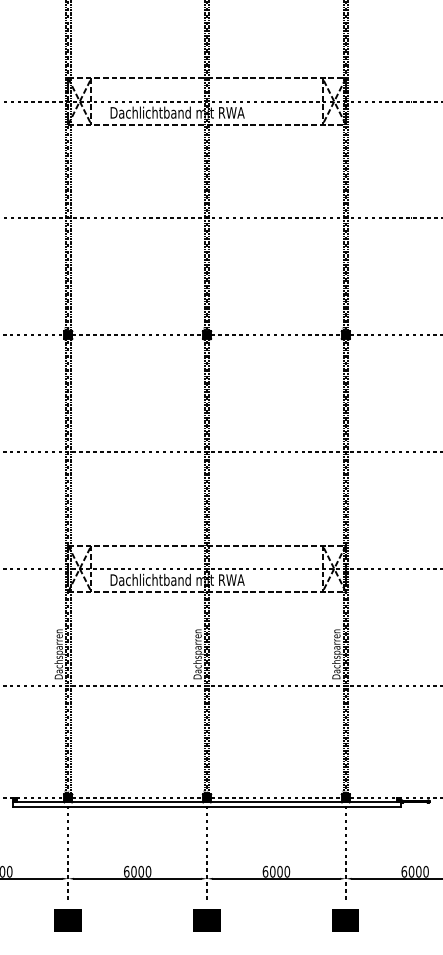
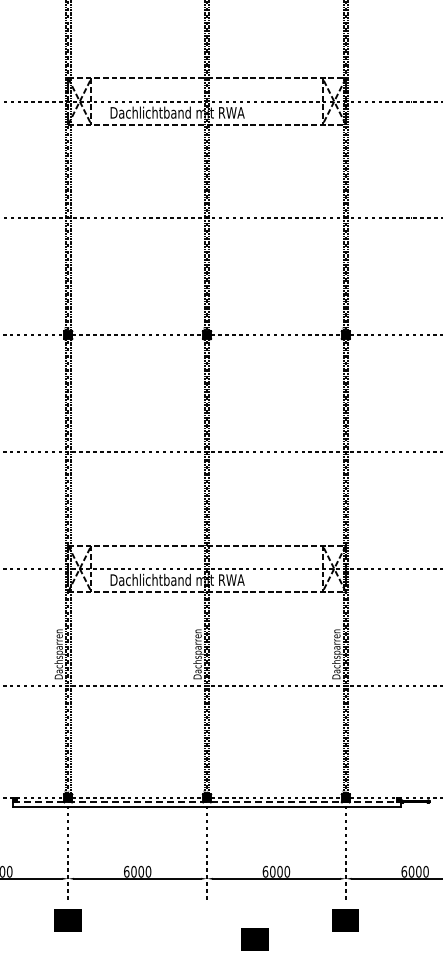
line: solid -> dashed (207, 802)
text position: (206, 920) -> (254, 939) (254, 939)
